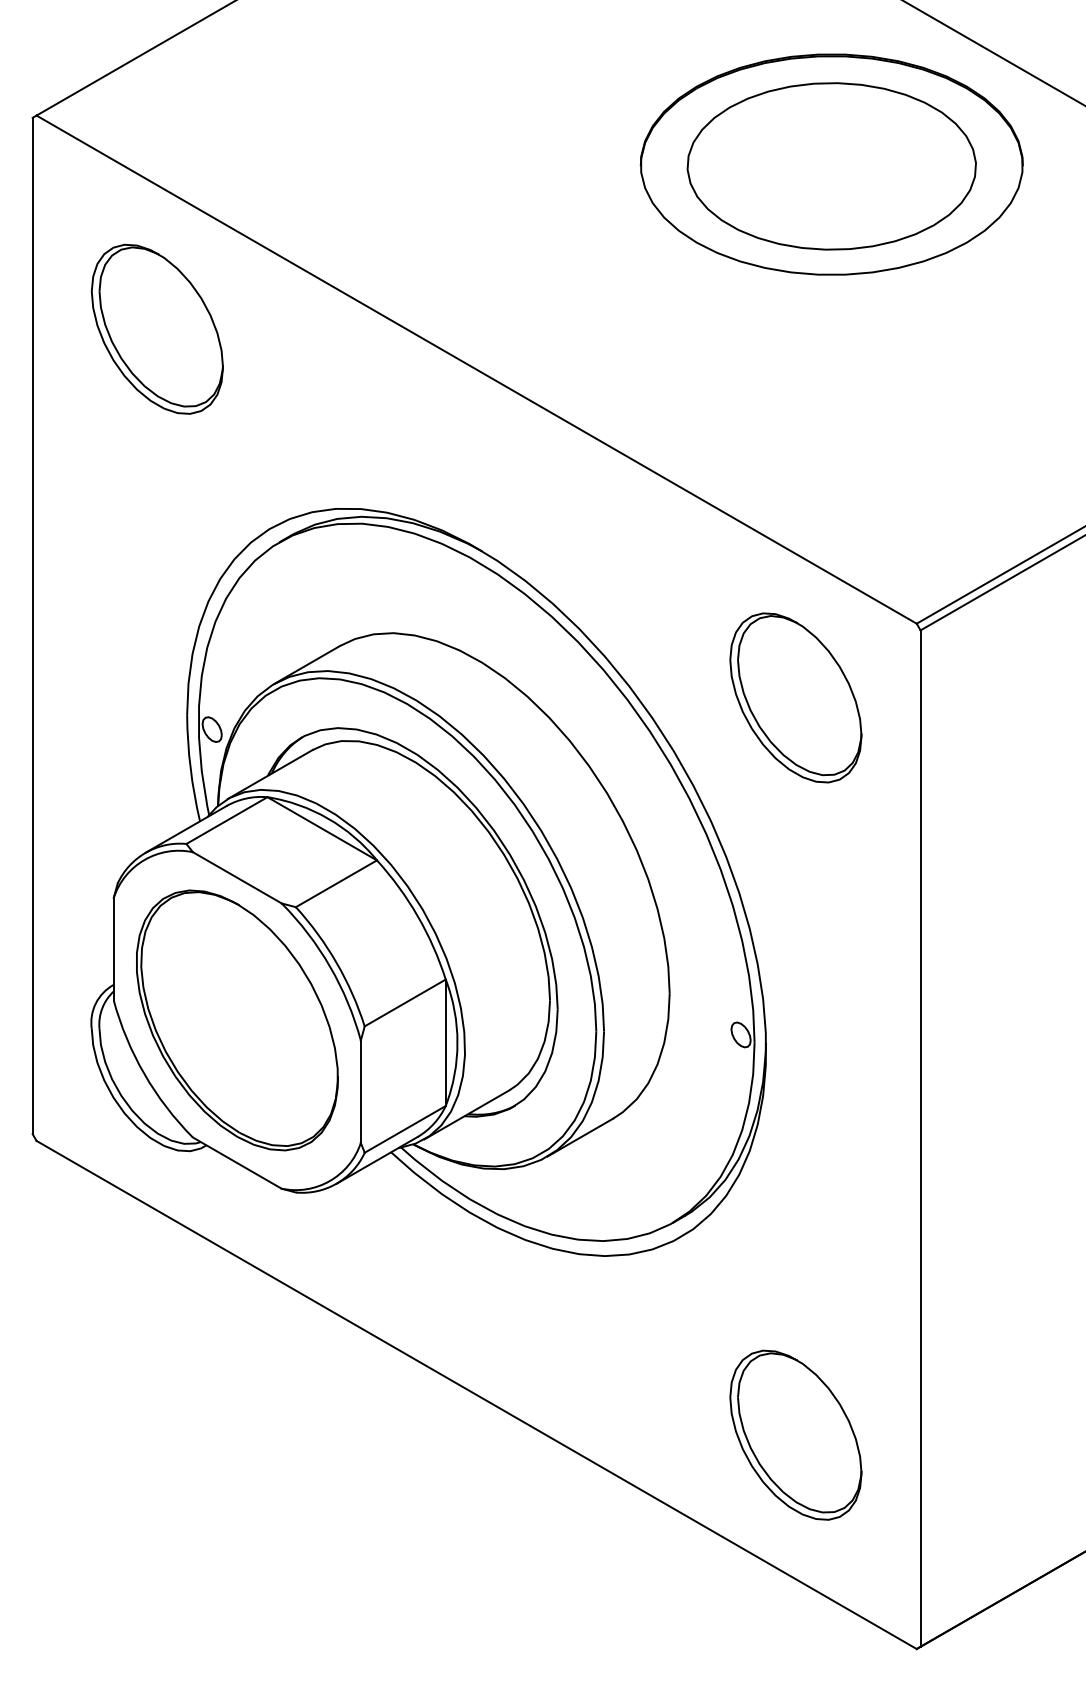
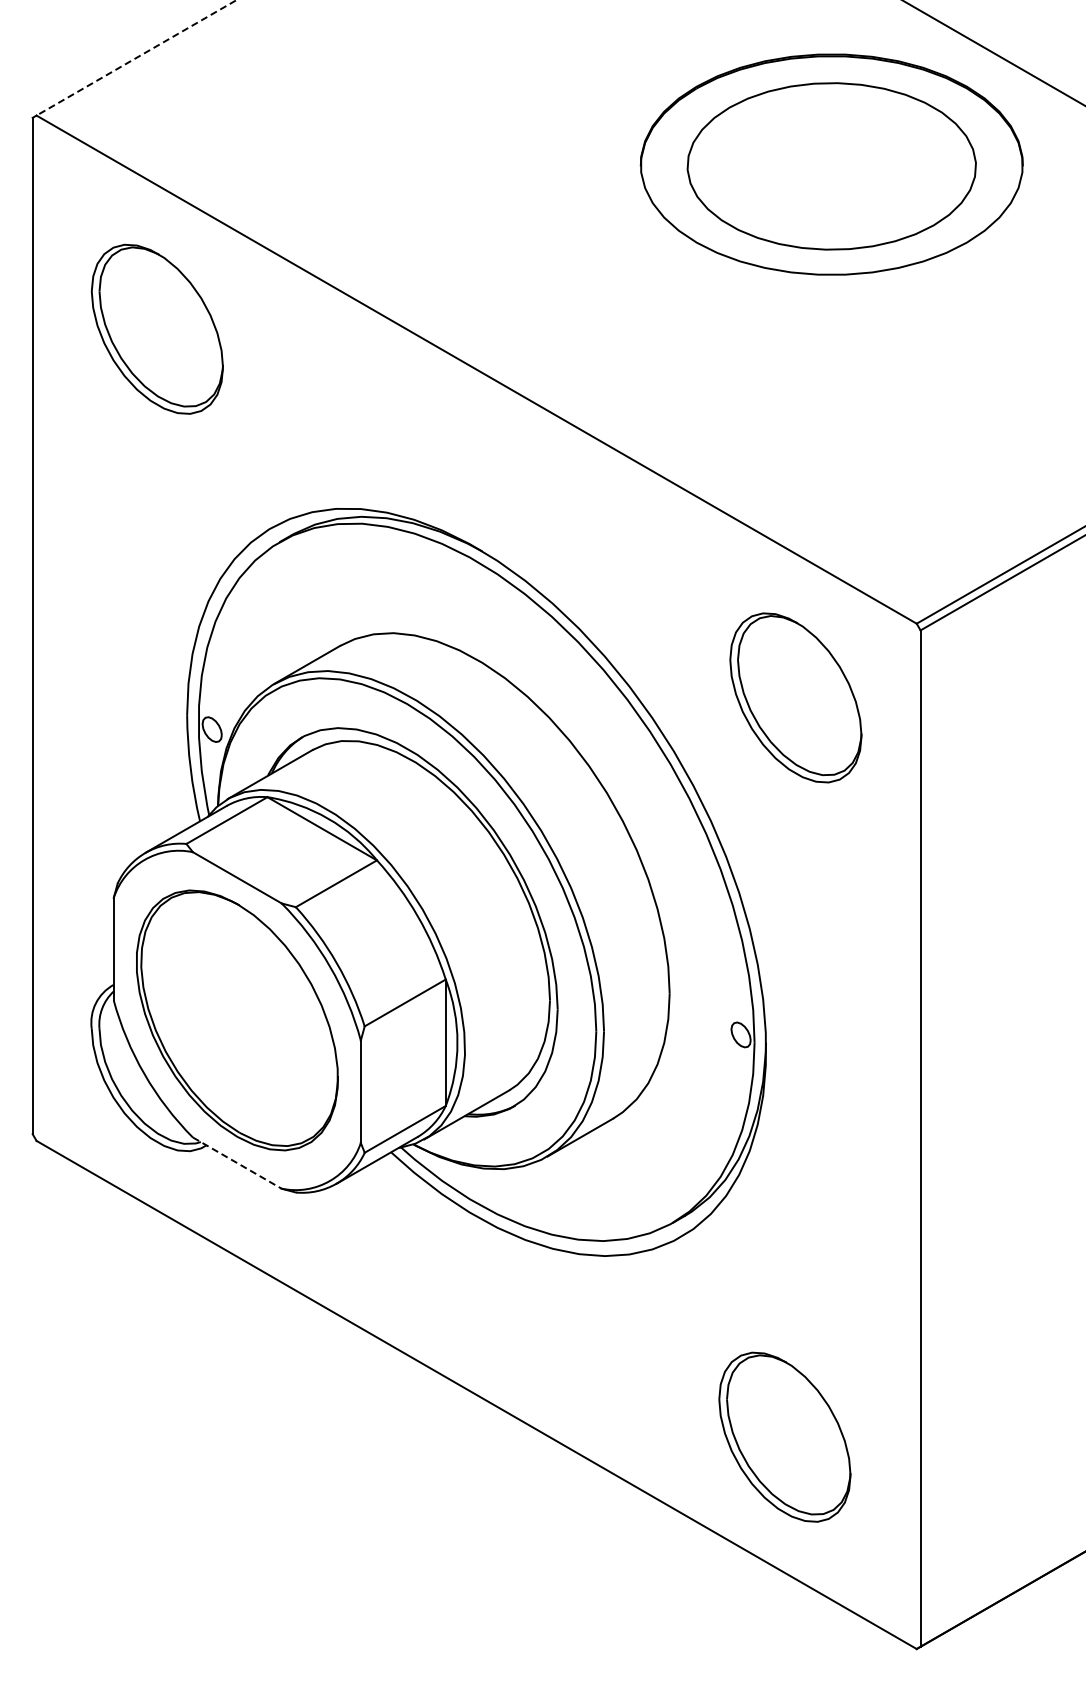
line: solid -> dashed (136, 58)
line: solid -> dashed (237, 1163)
part position: (795, 1434) -> (784, 1436) (784, 1436)
